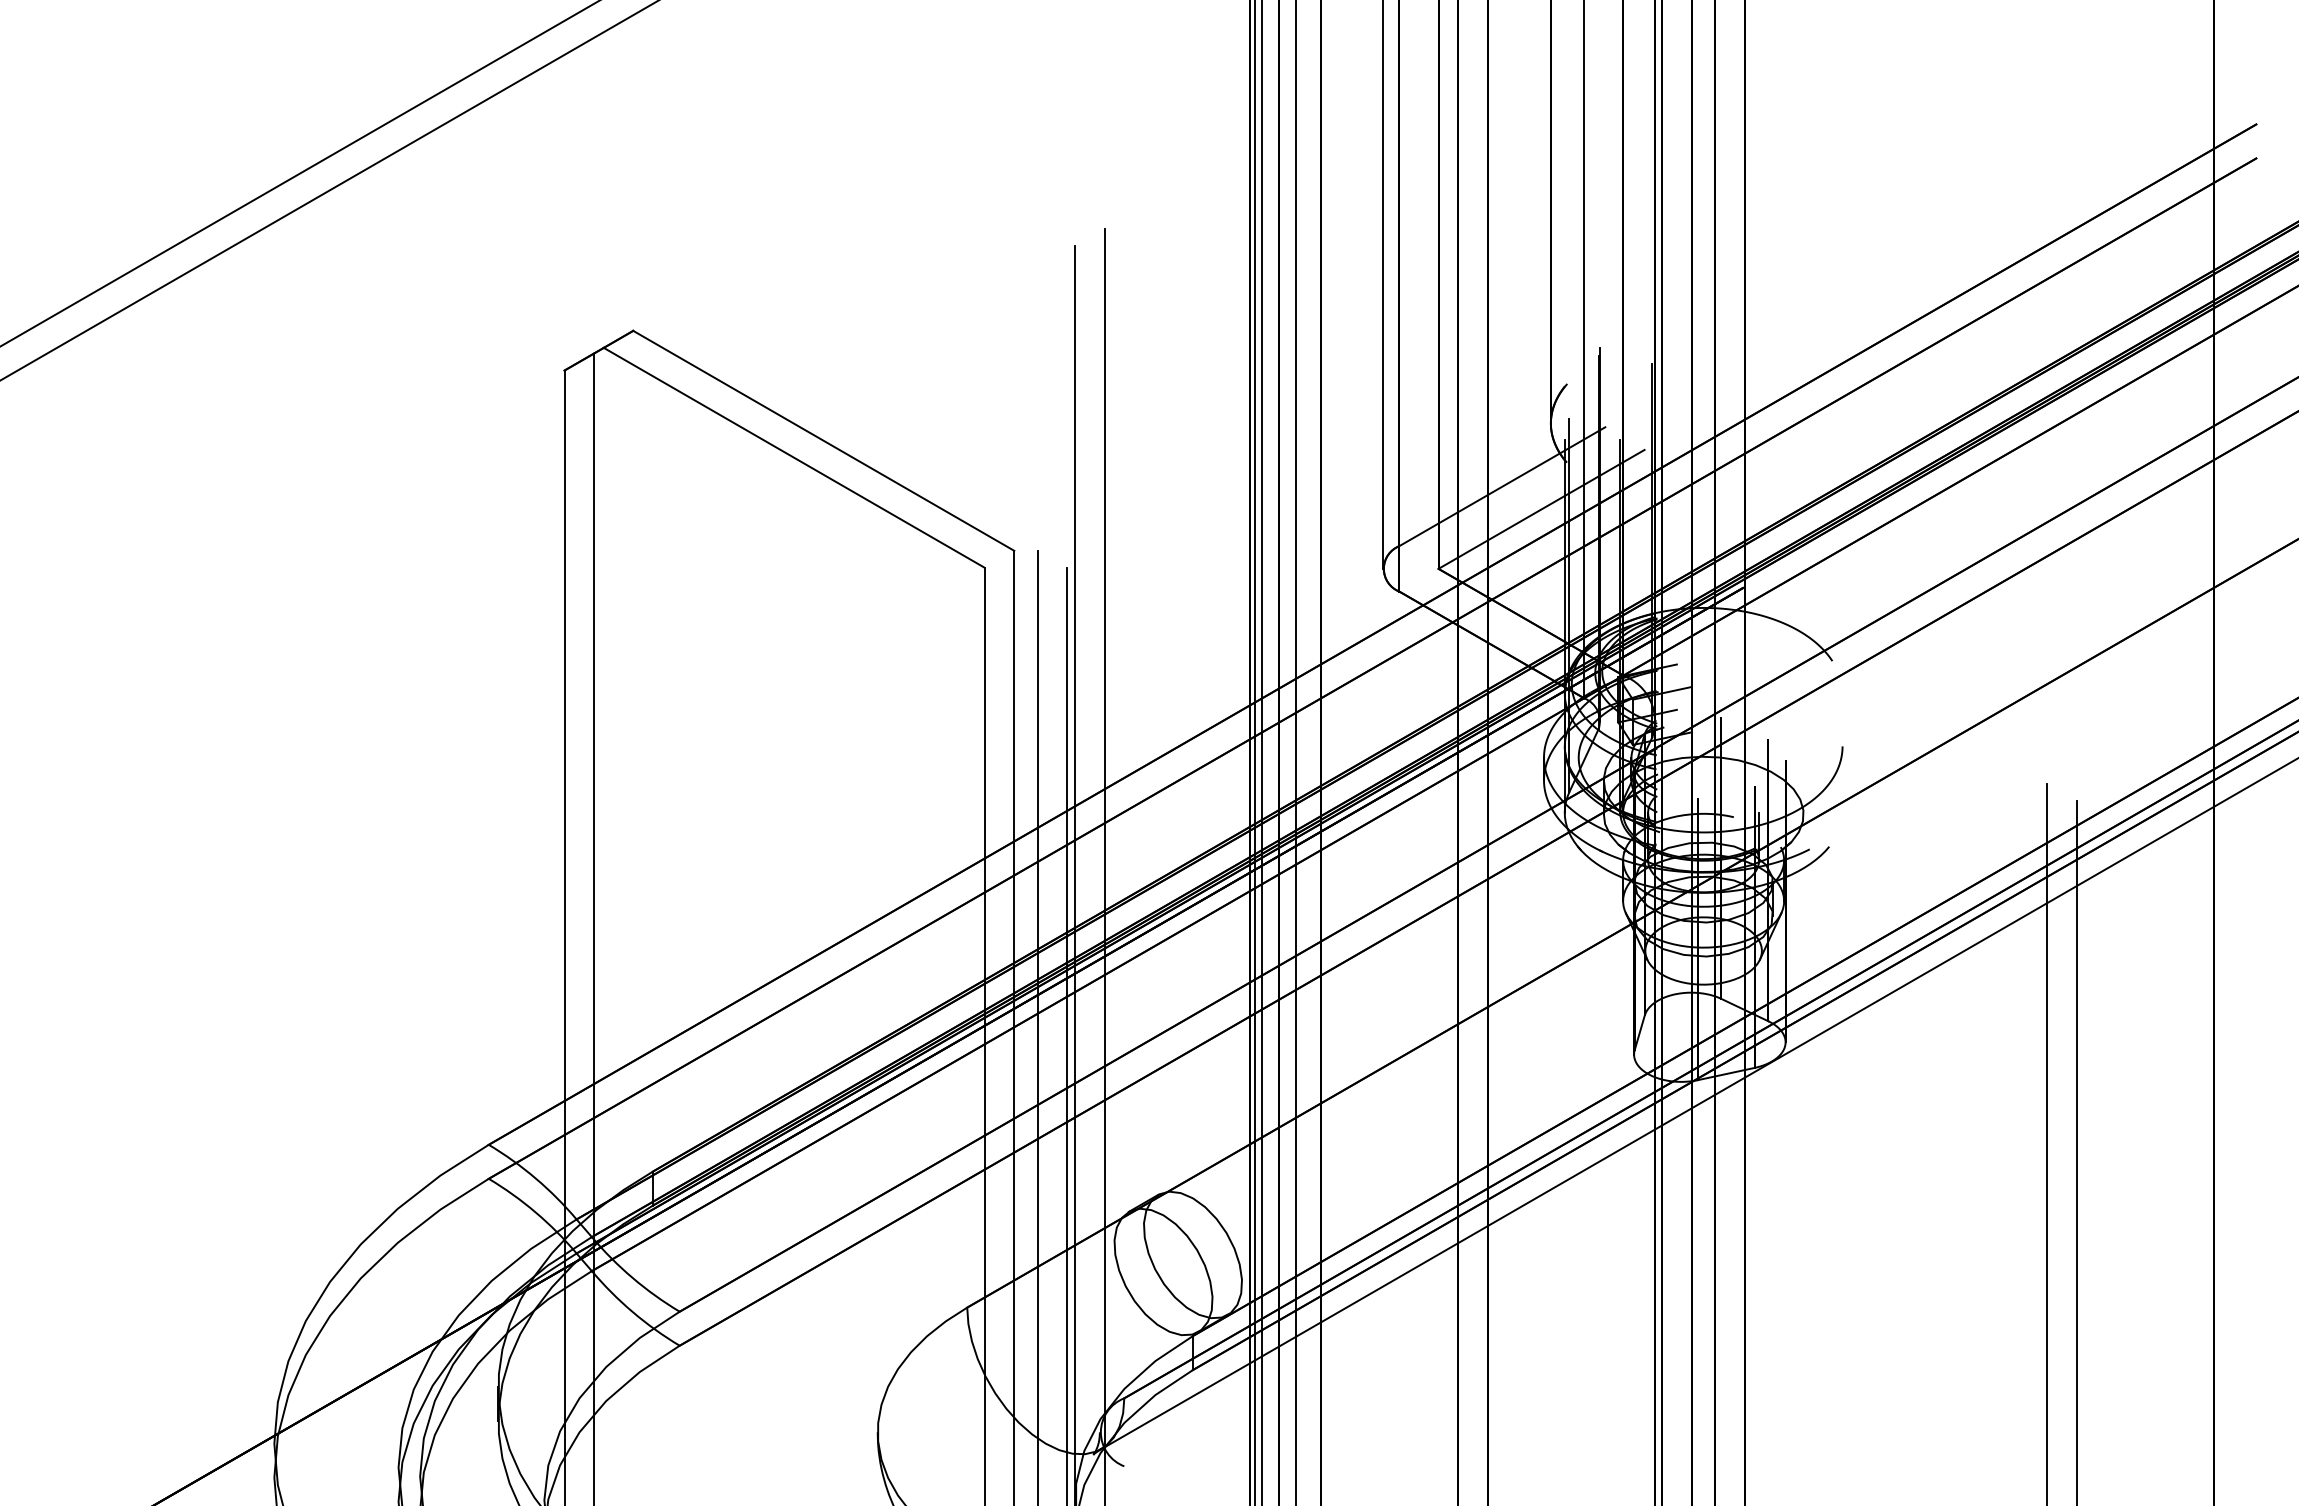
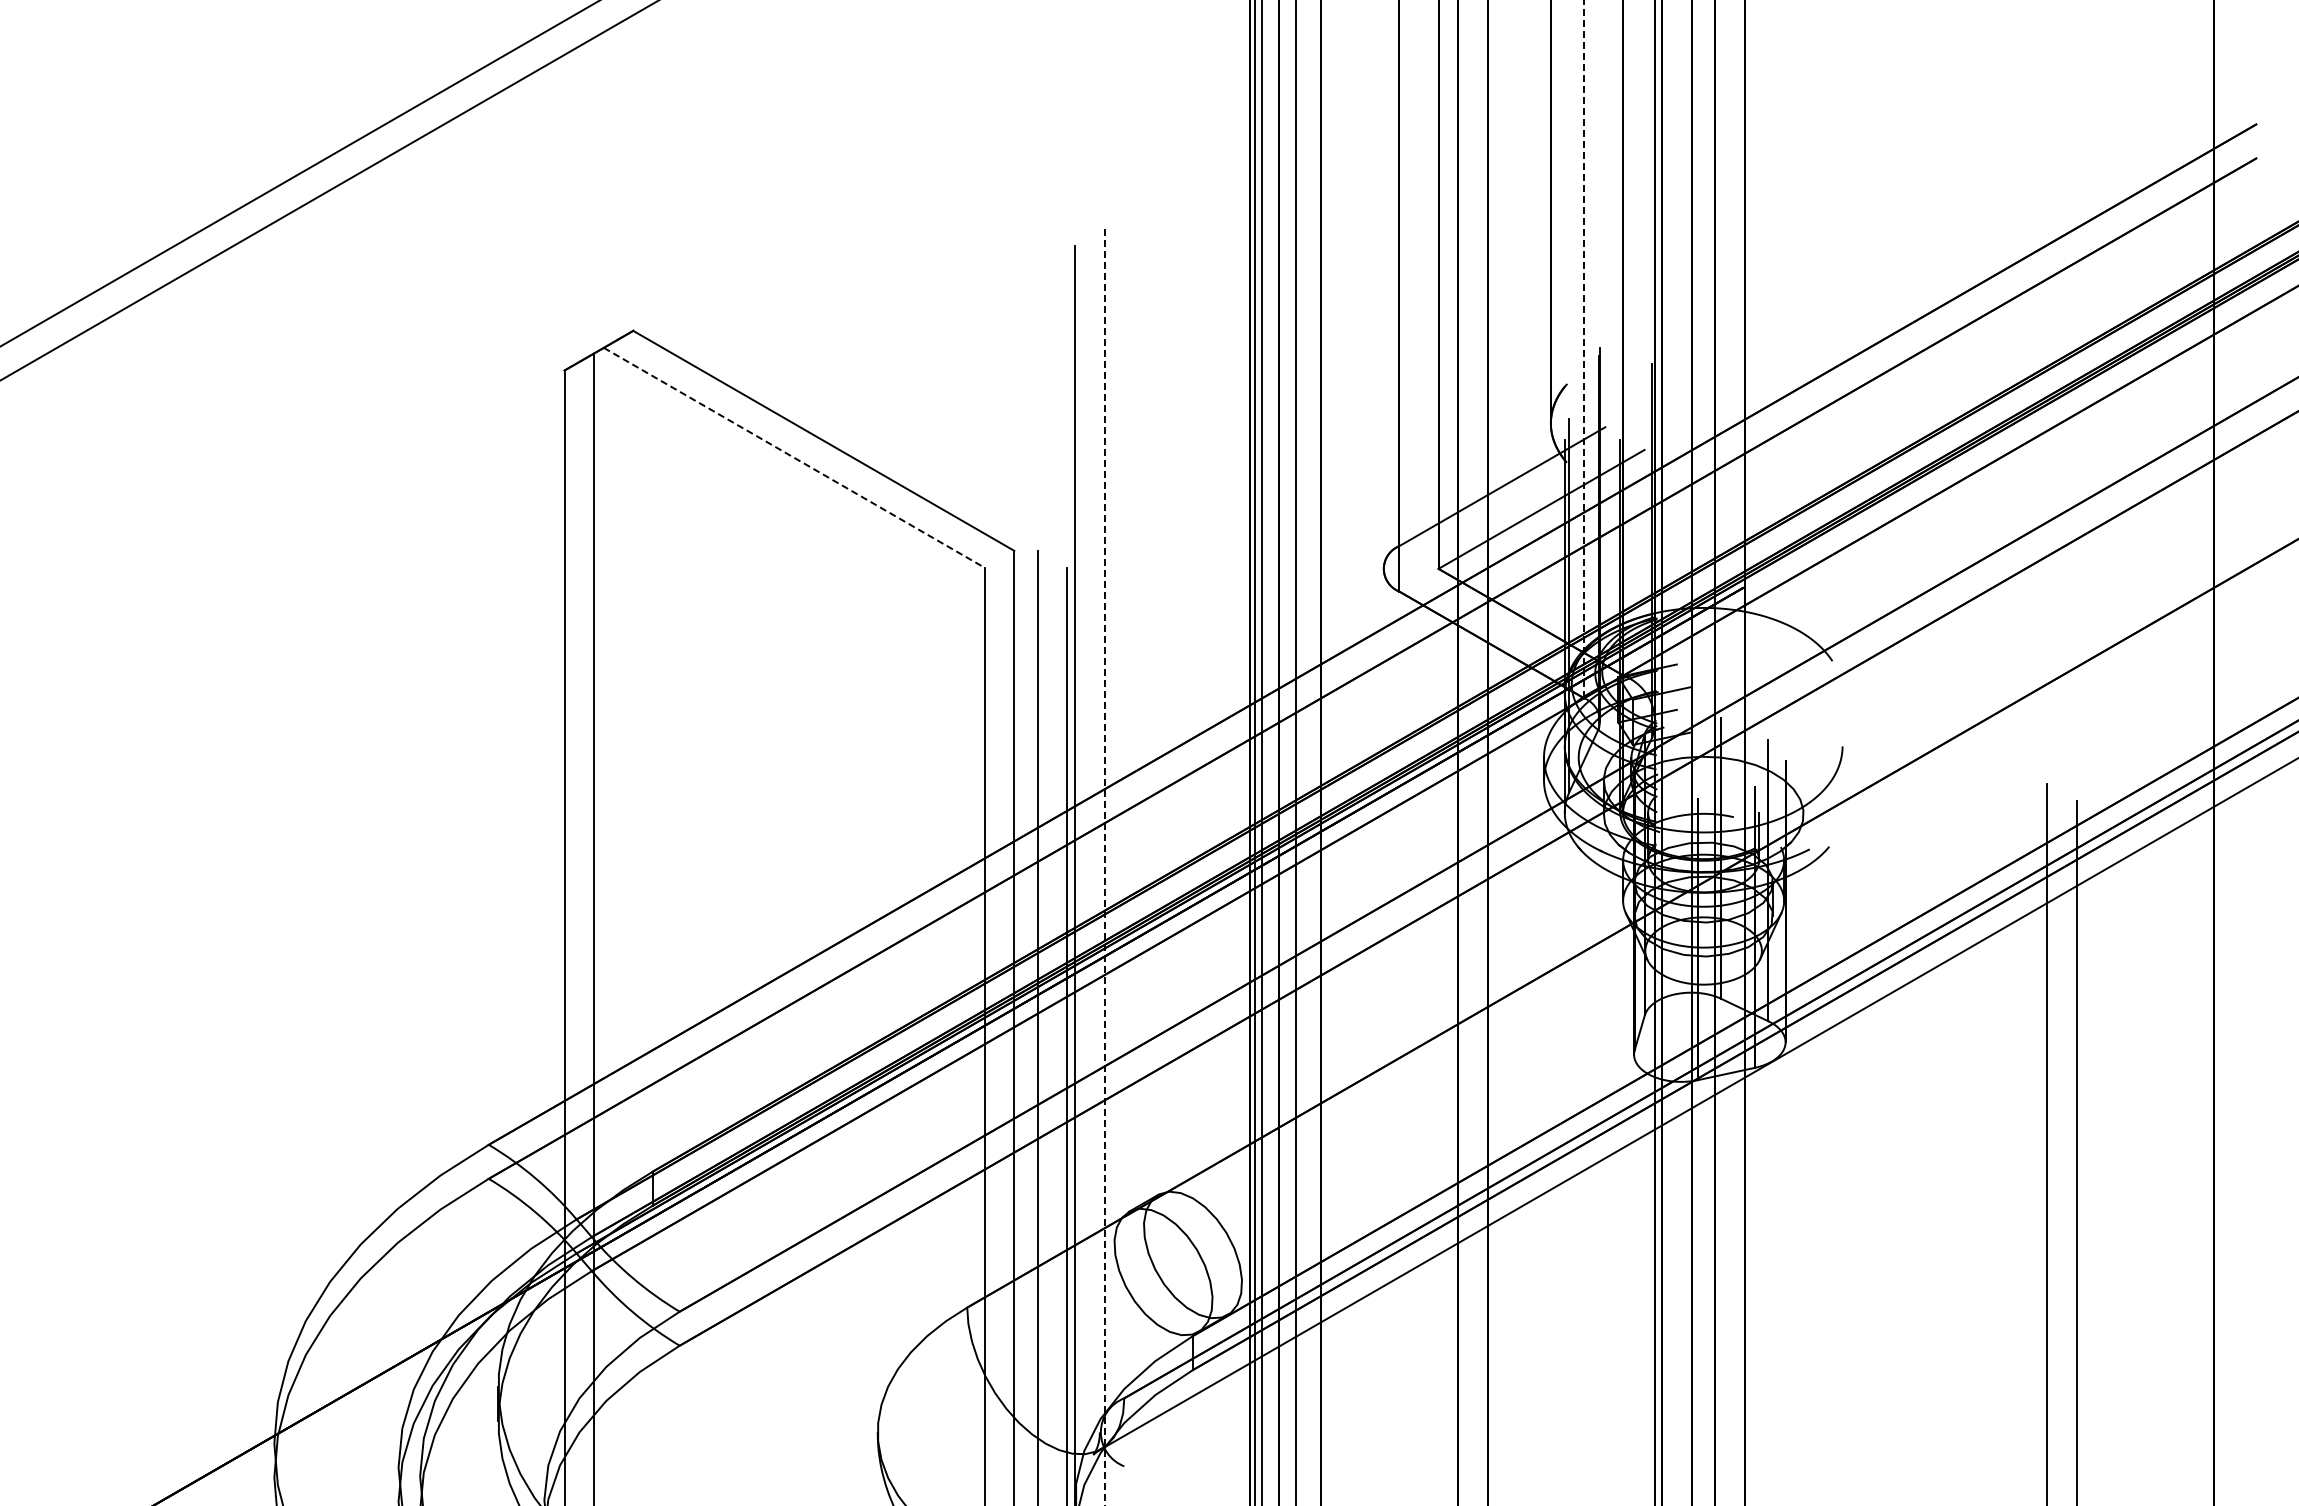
line: present -> none (1383, 285)
line: solid -> dashed (1584, 349)
line: solid -> dashed (794, 457)
line: solid -> dashed (1104, 868)
